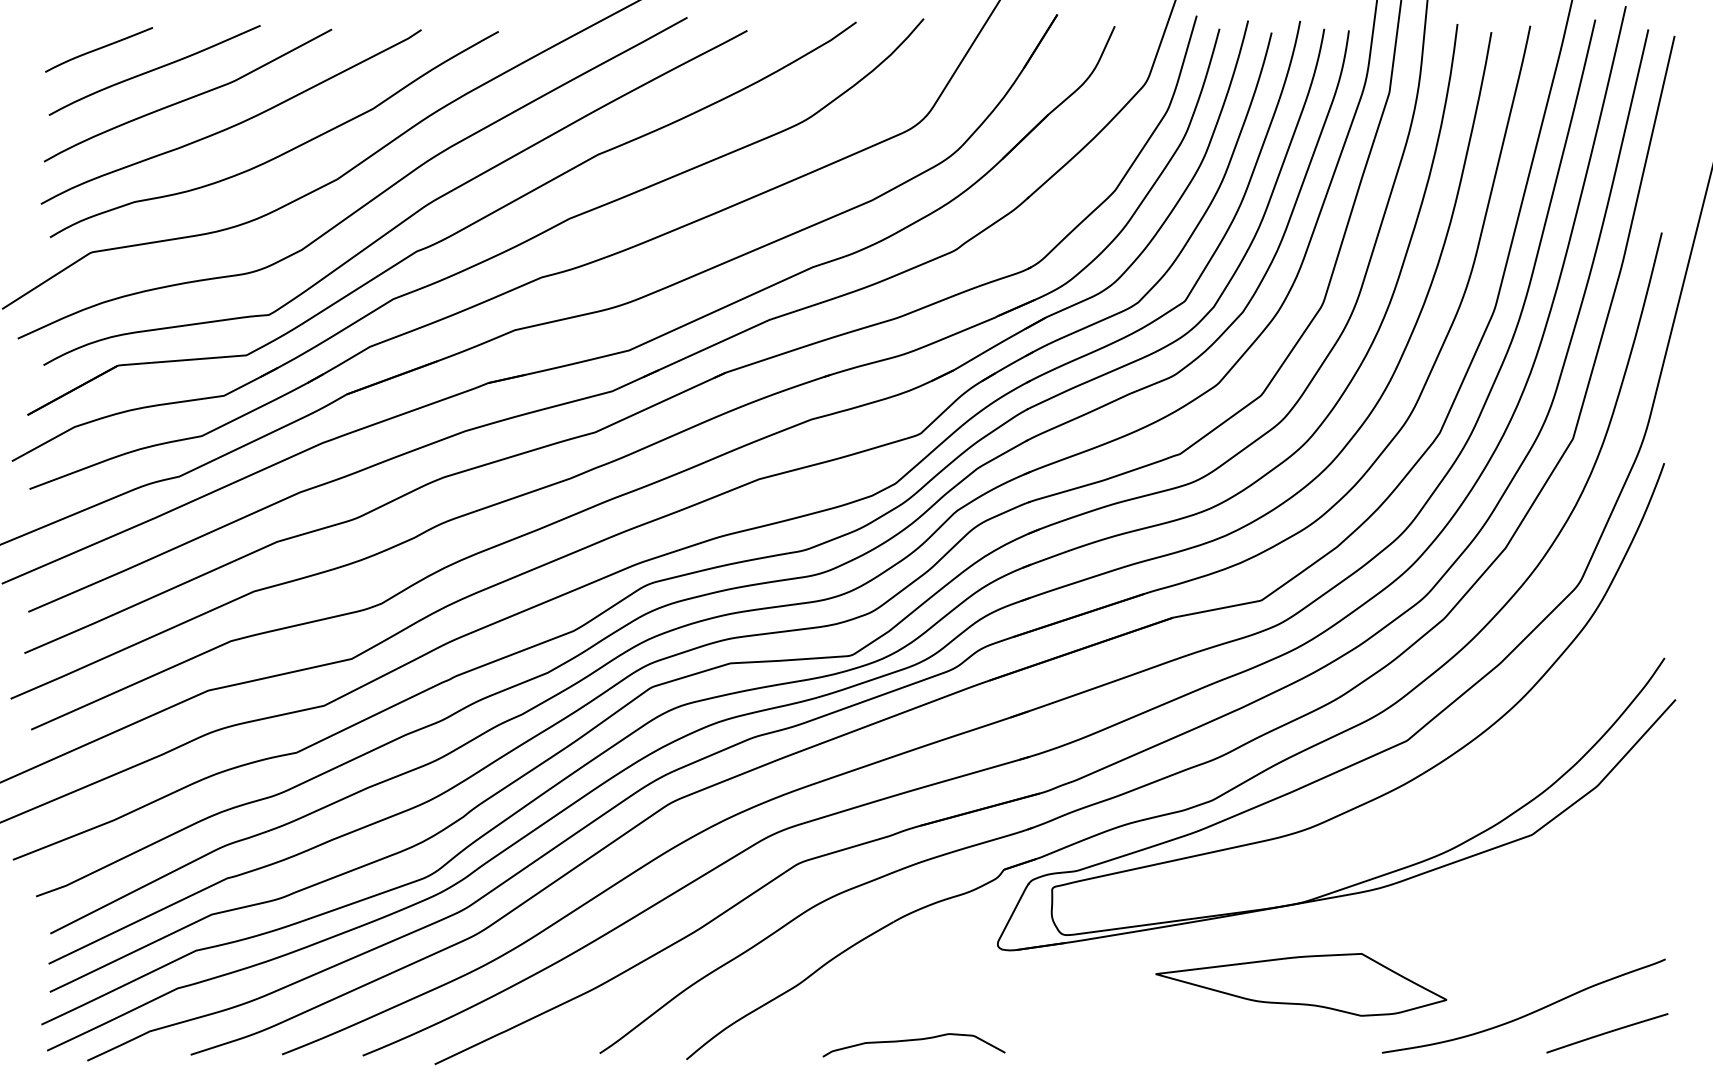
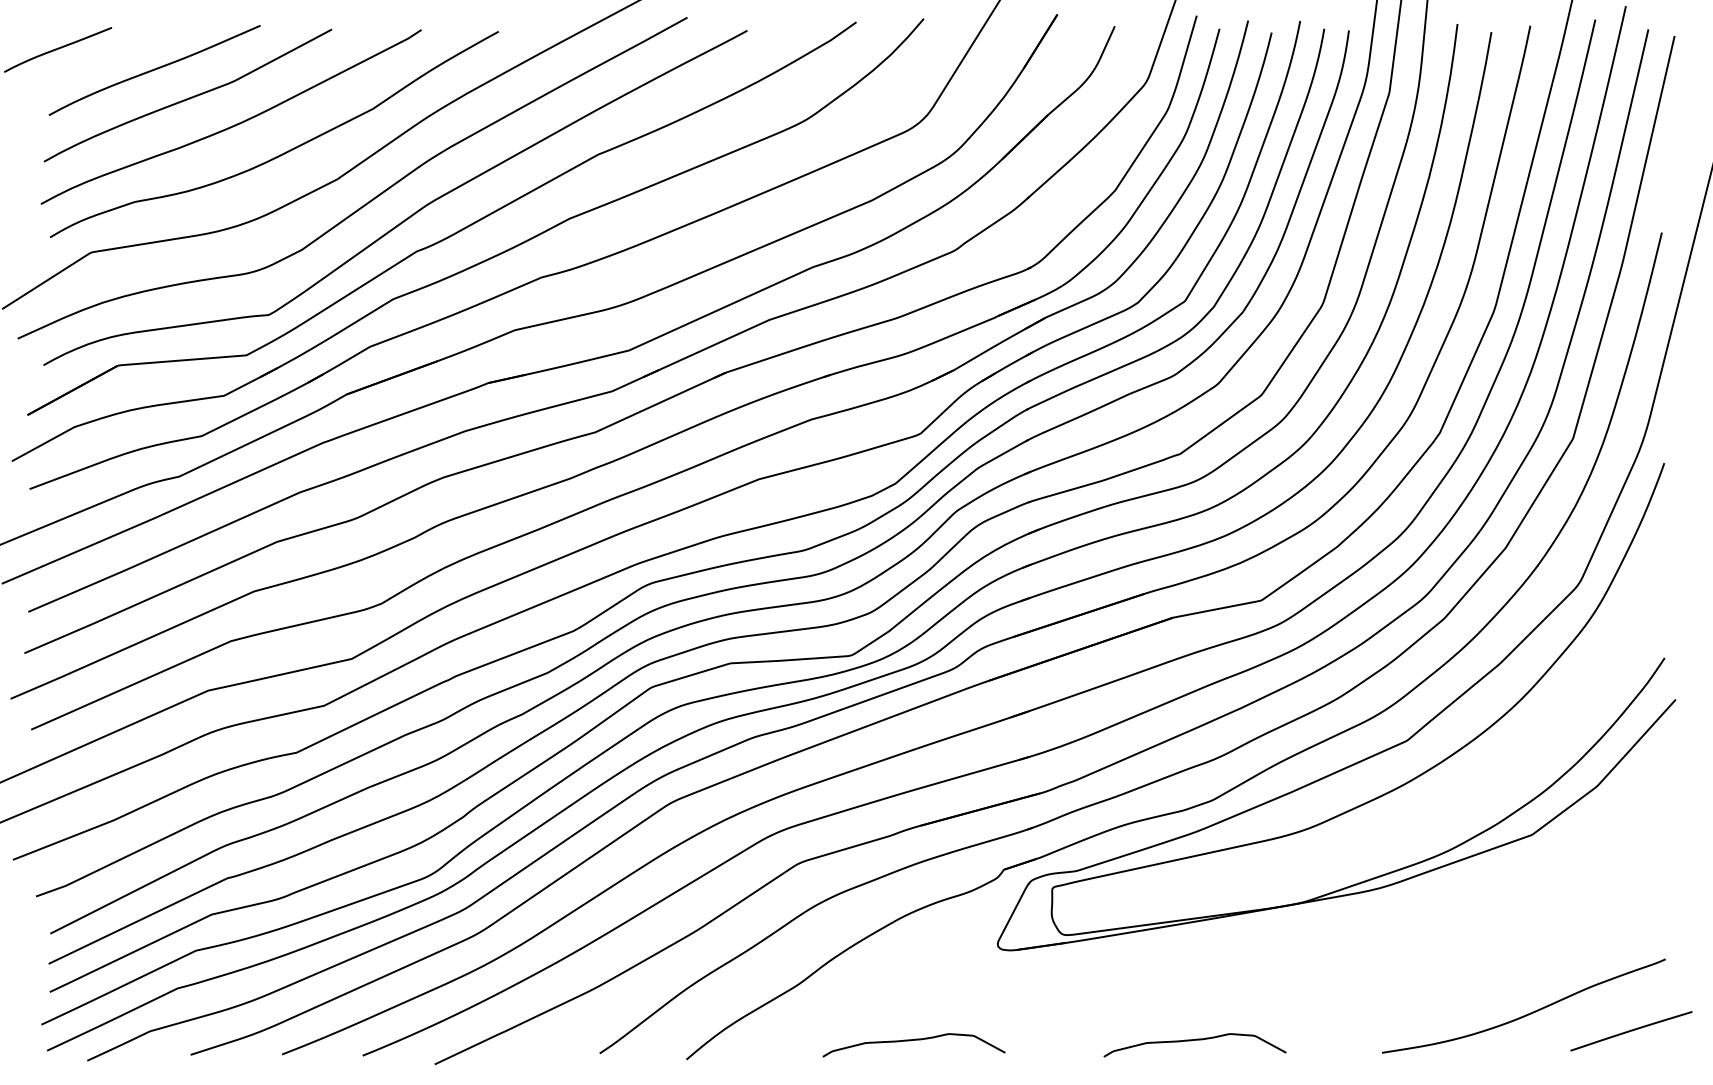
curve position: (99, 49) -> (58, 49) (58, 49)
part: present -> none (1301, 984)
line position: (1607, 1033) -> (1631, 1031) (1631, 1031)
curve: none -> present (1194, 1040)
